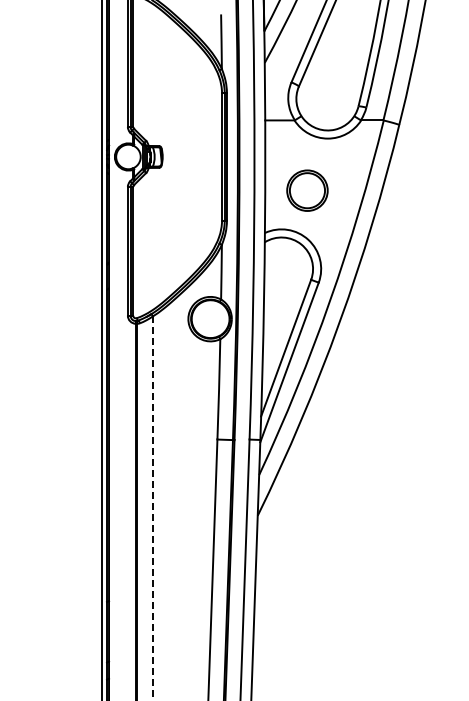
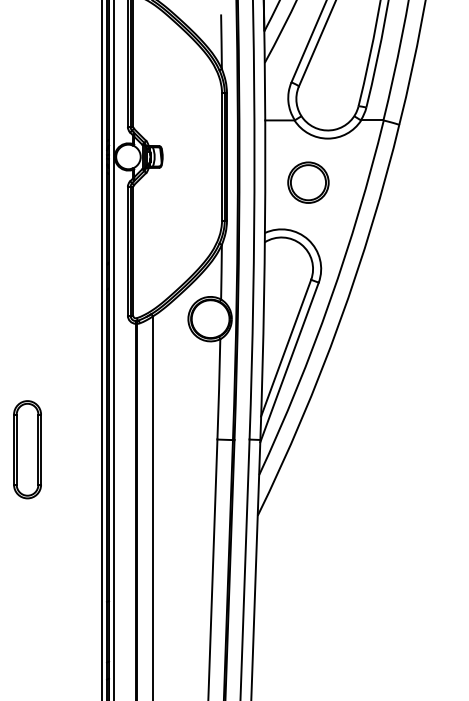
part position: (307, 190) -> (308, 182) (308, 182)
line: none -> present (114, 349)
part: none -> present (27, 449)
line: dashed -> solid (152, 508)
